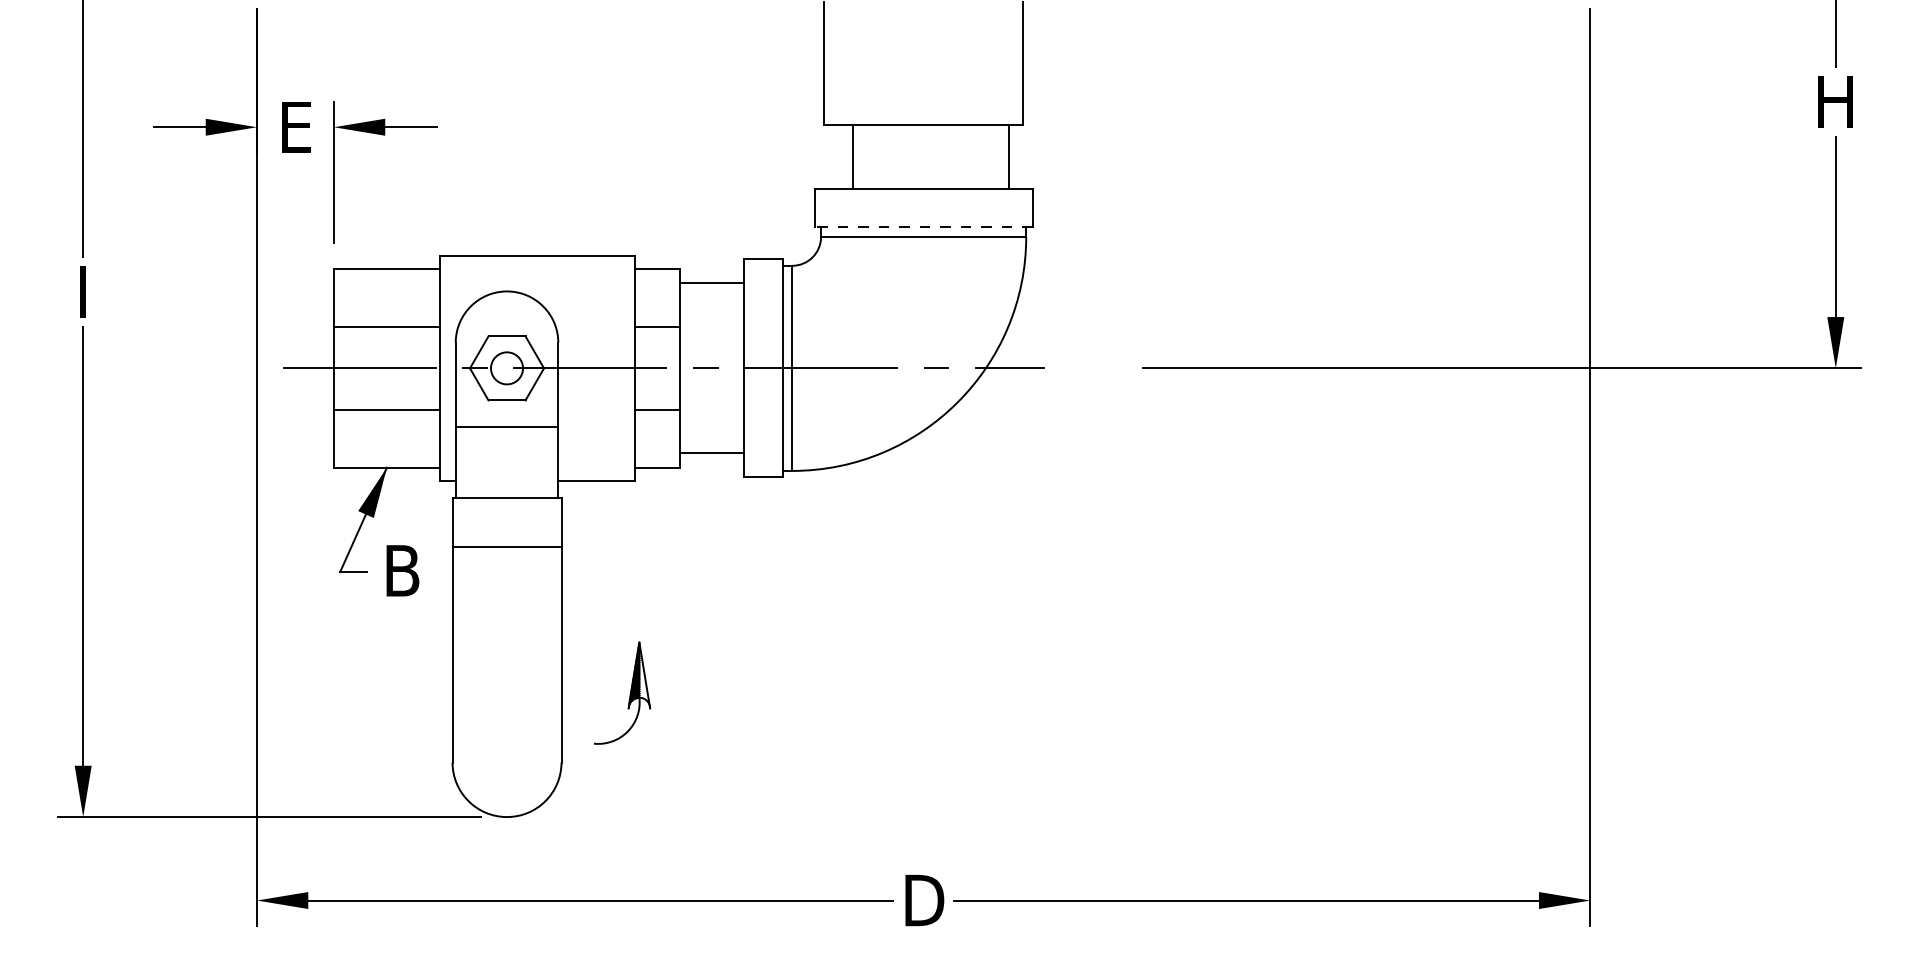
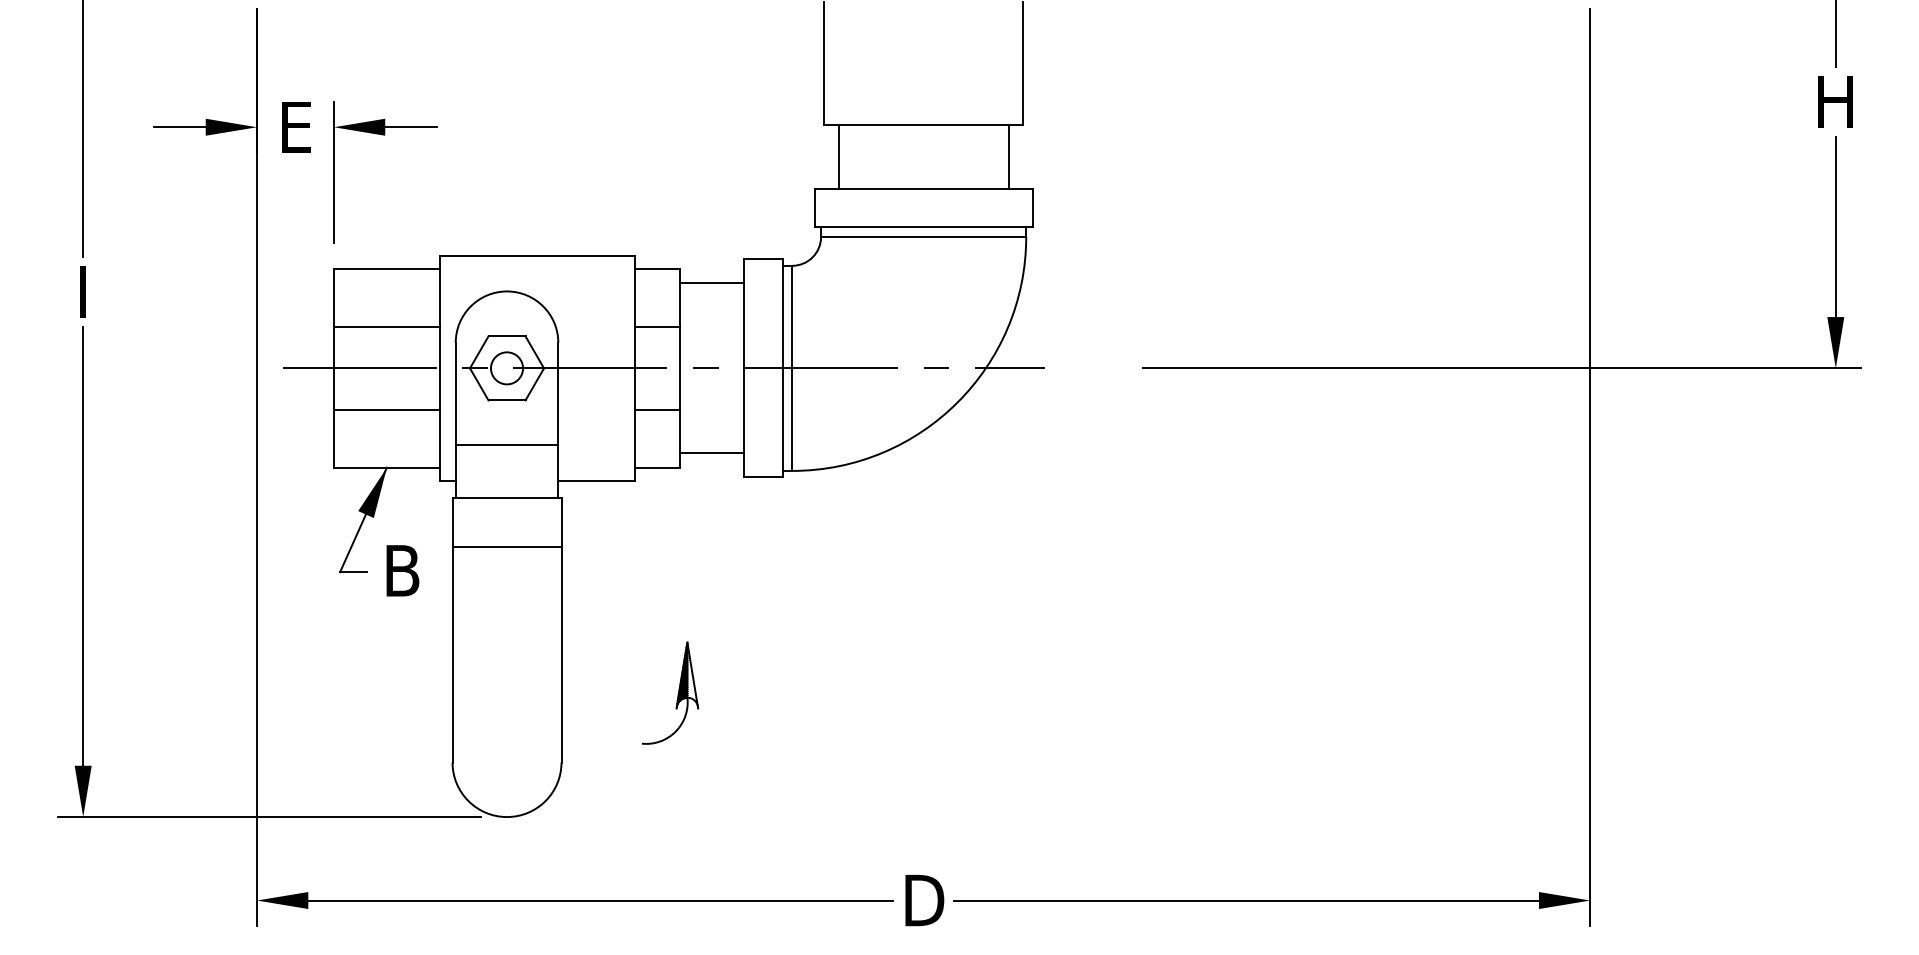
line position: (852, 156) -> (838, 156) (838, 156)
line: dashed -> solid (923, 227)
line position: (506, 427) -> (506, 445) (506, 445)
part position: (629, 694) -> (677, 694) (677, 694)
